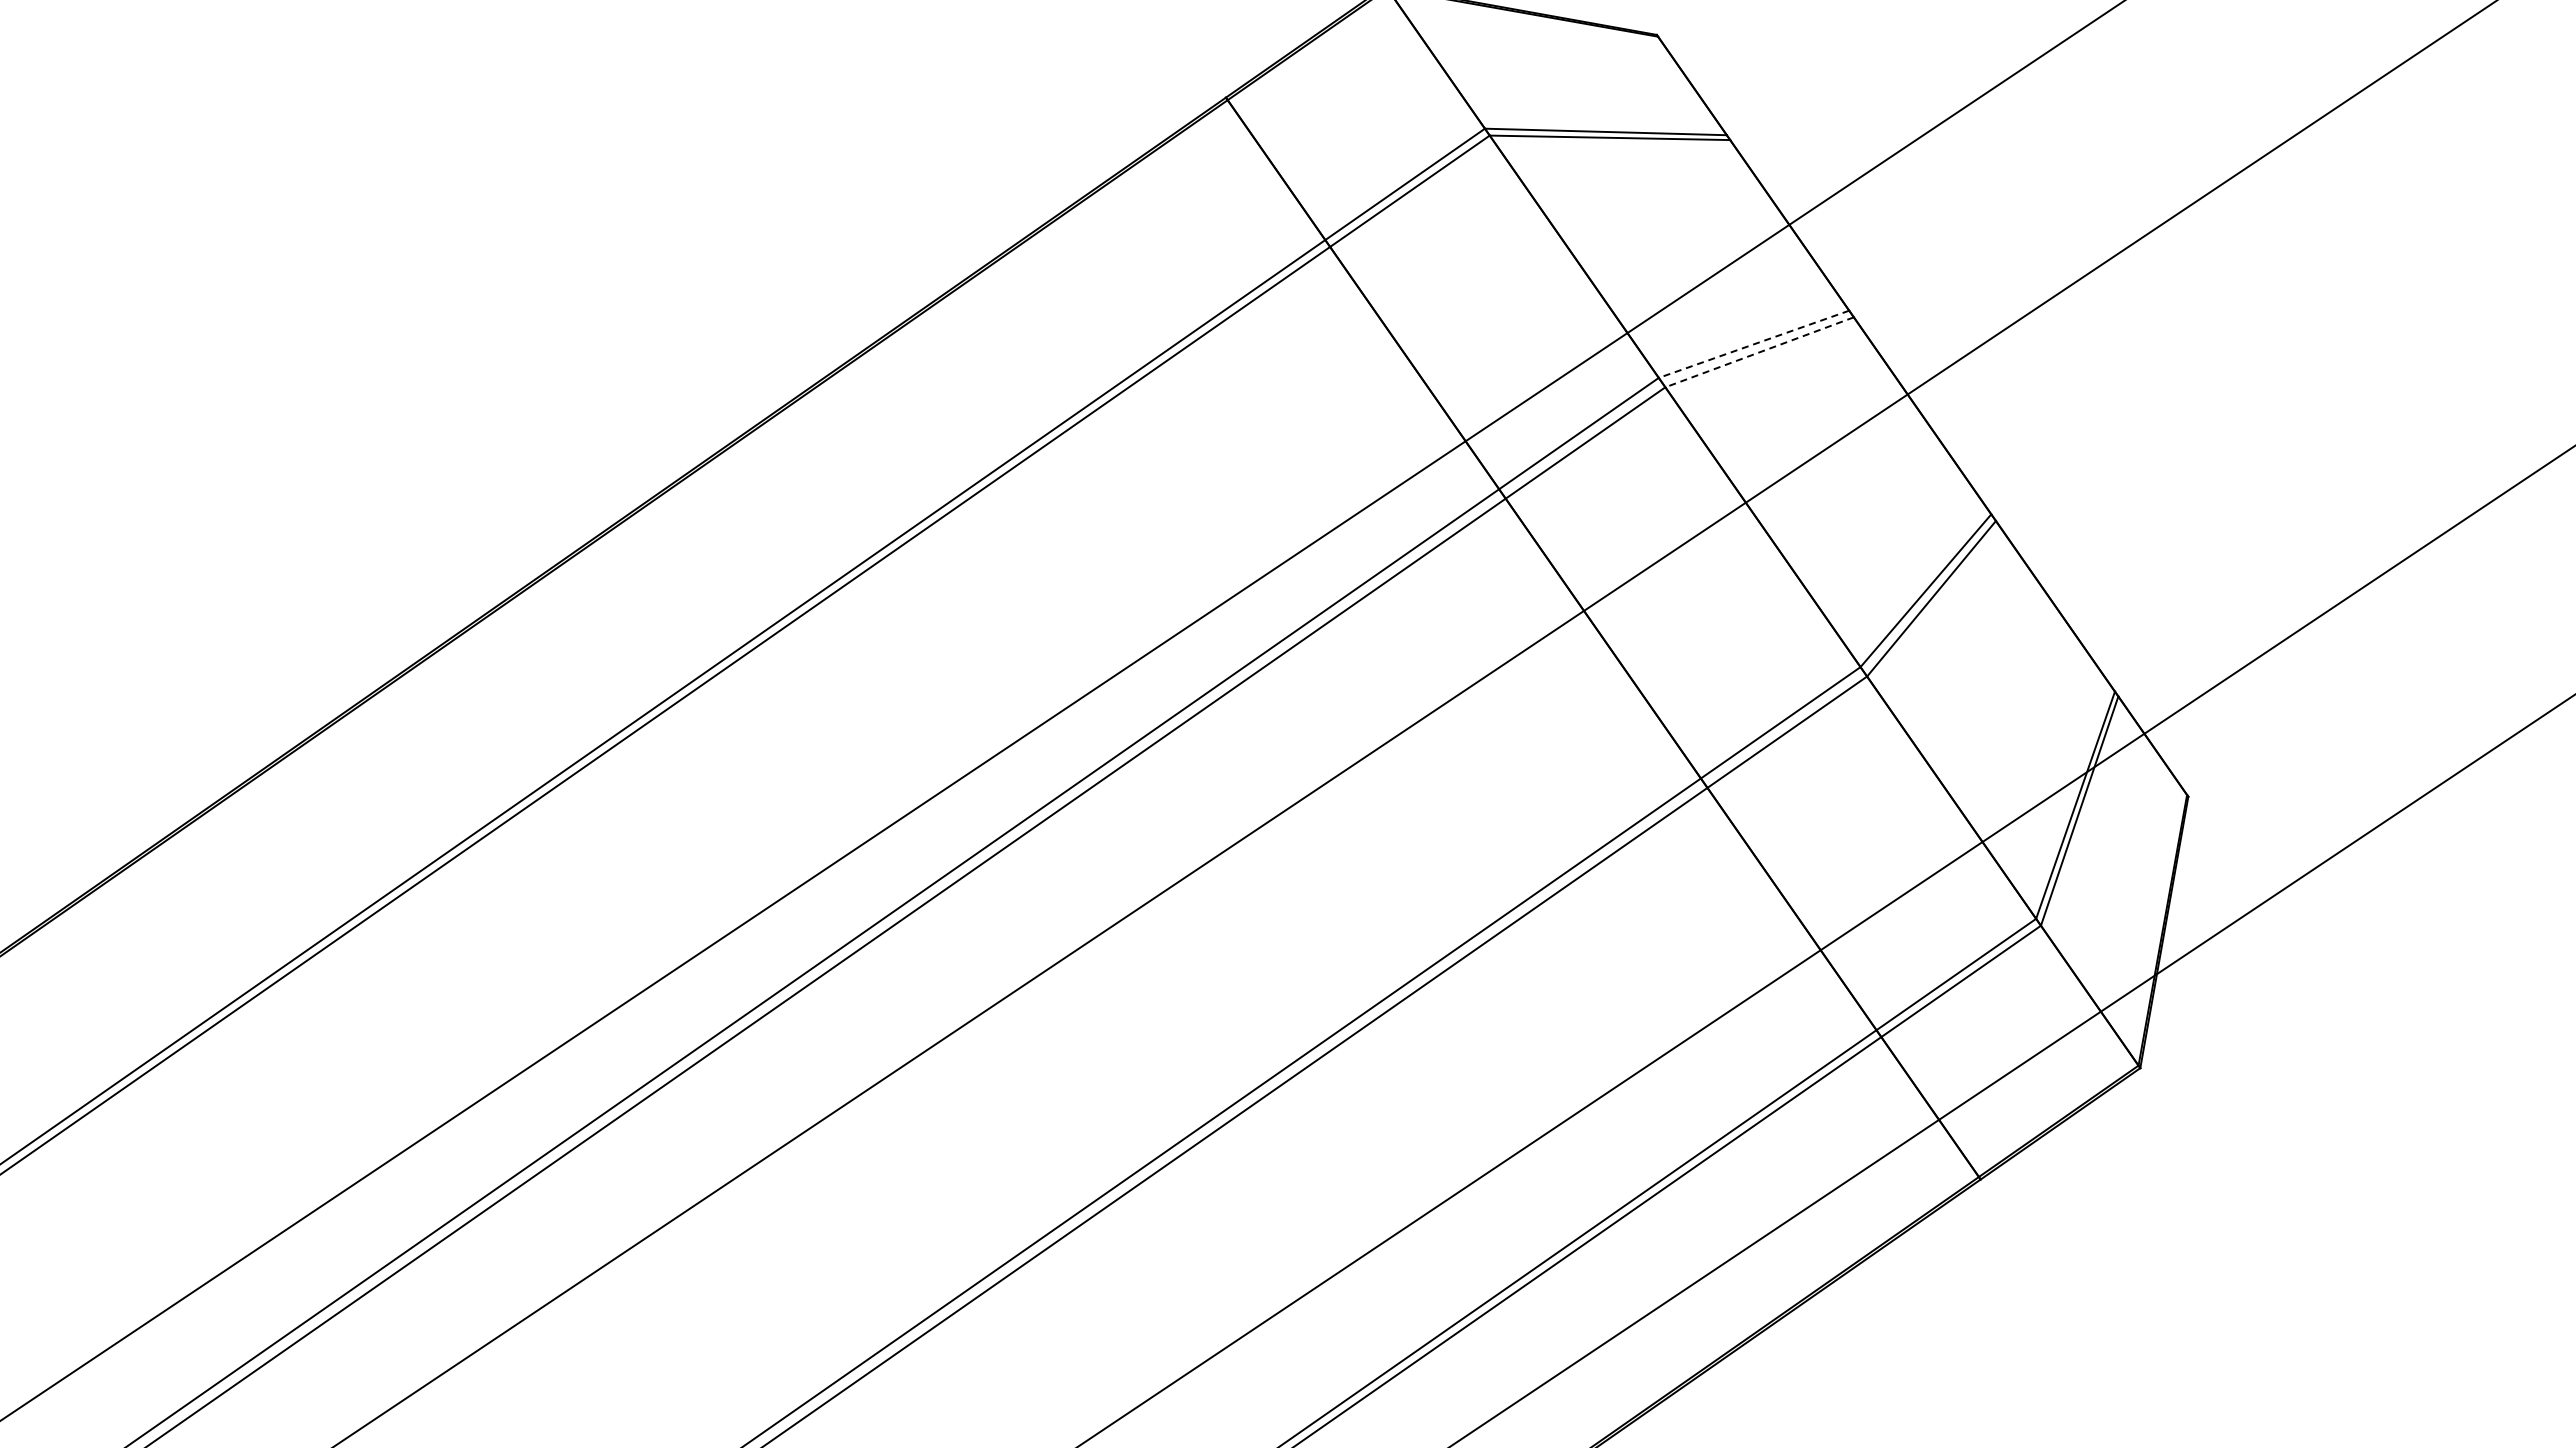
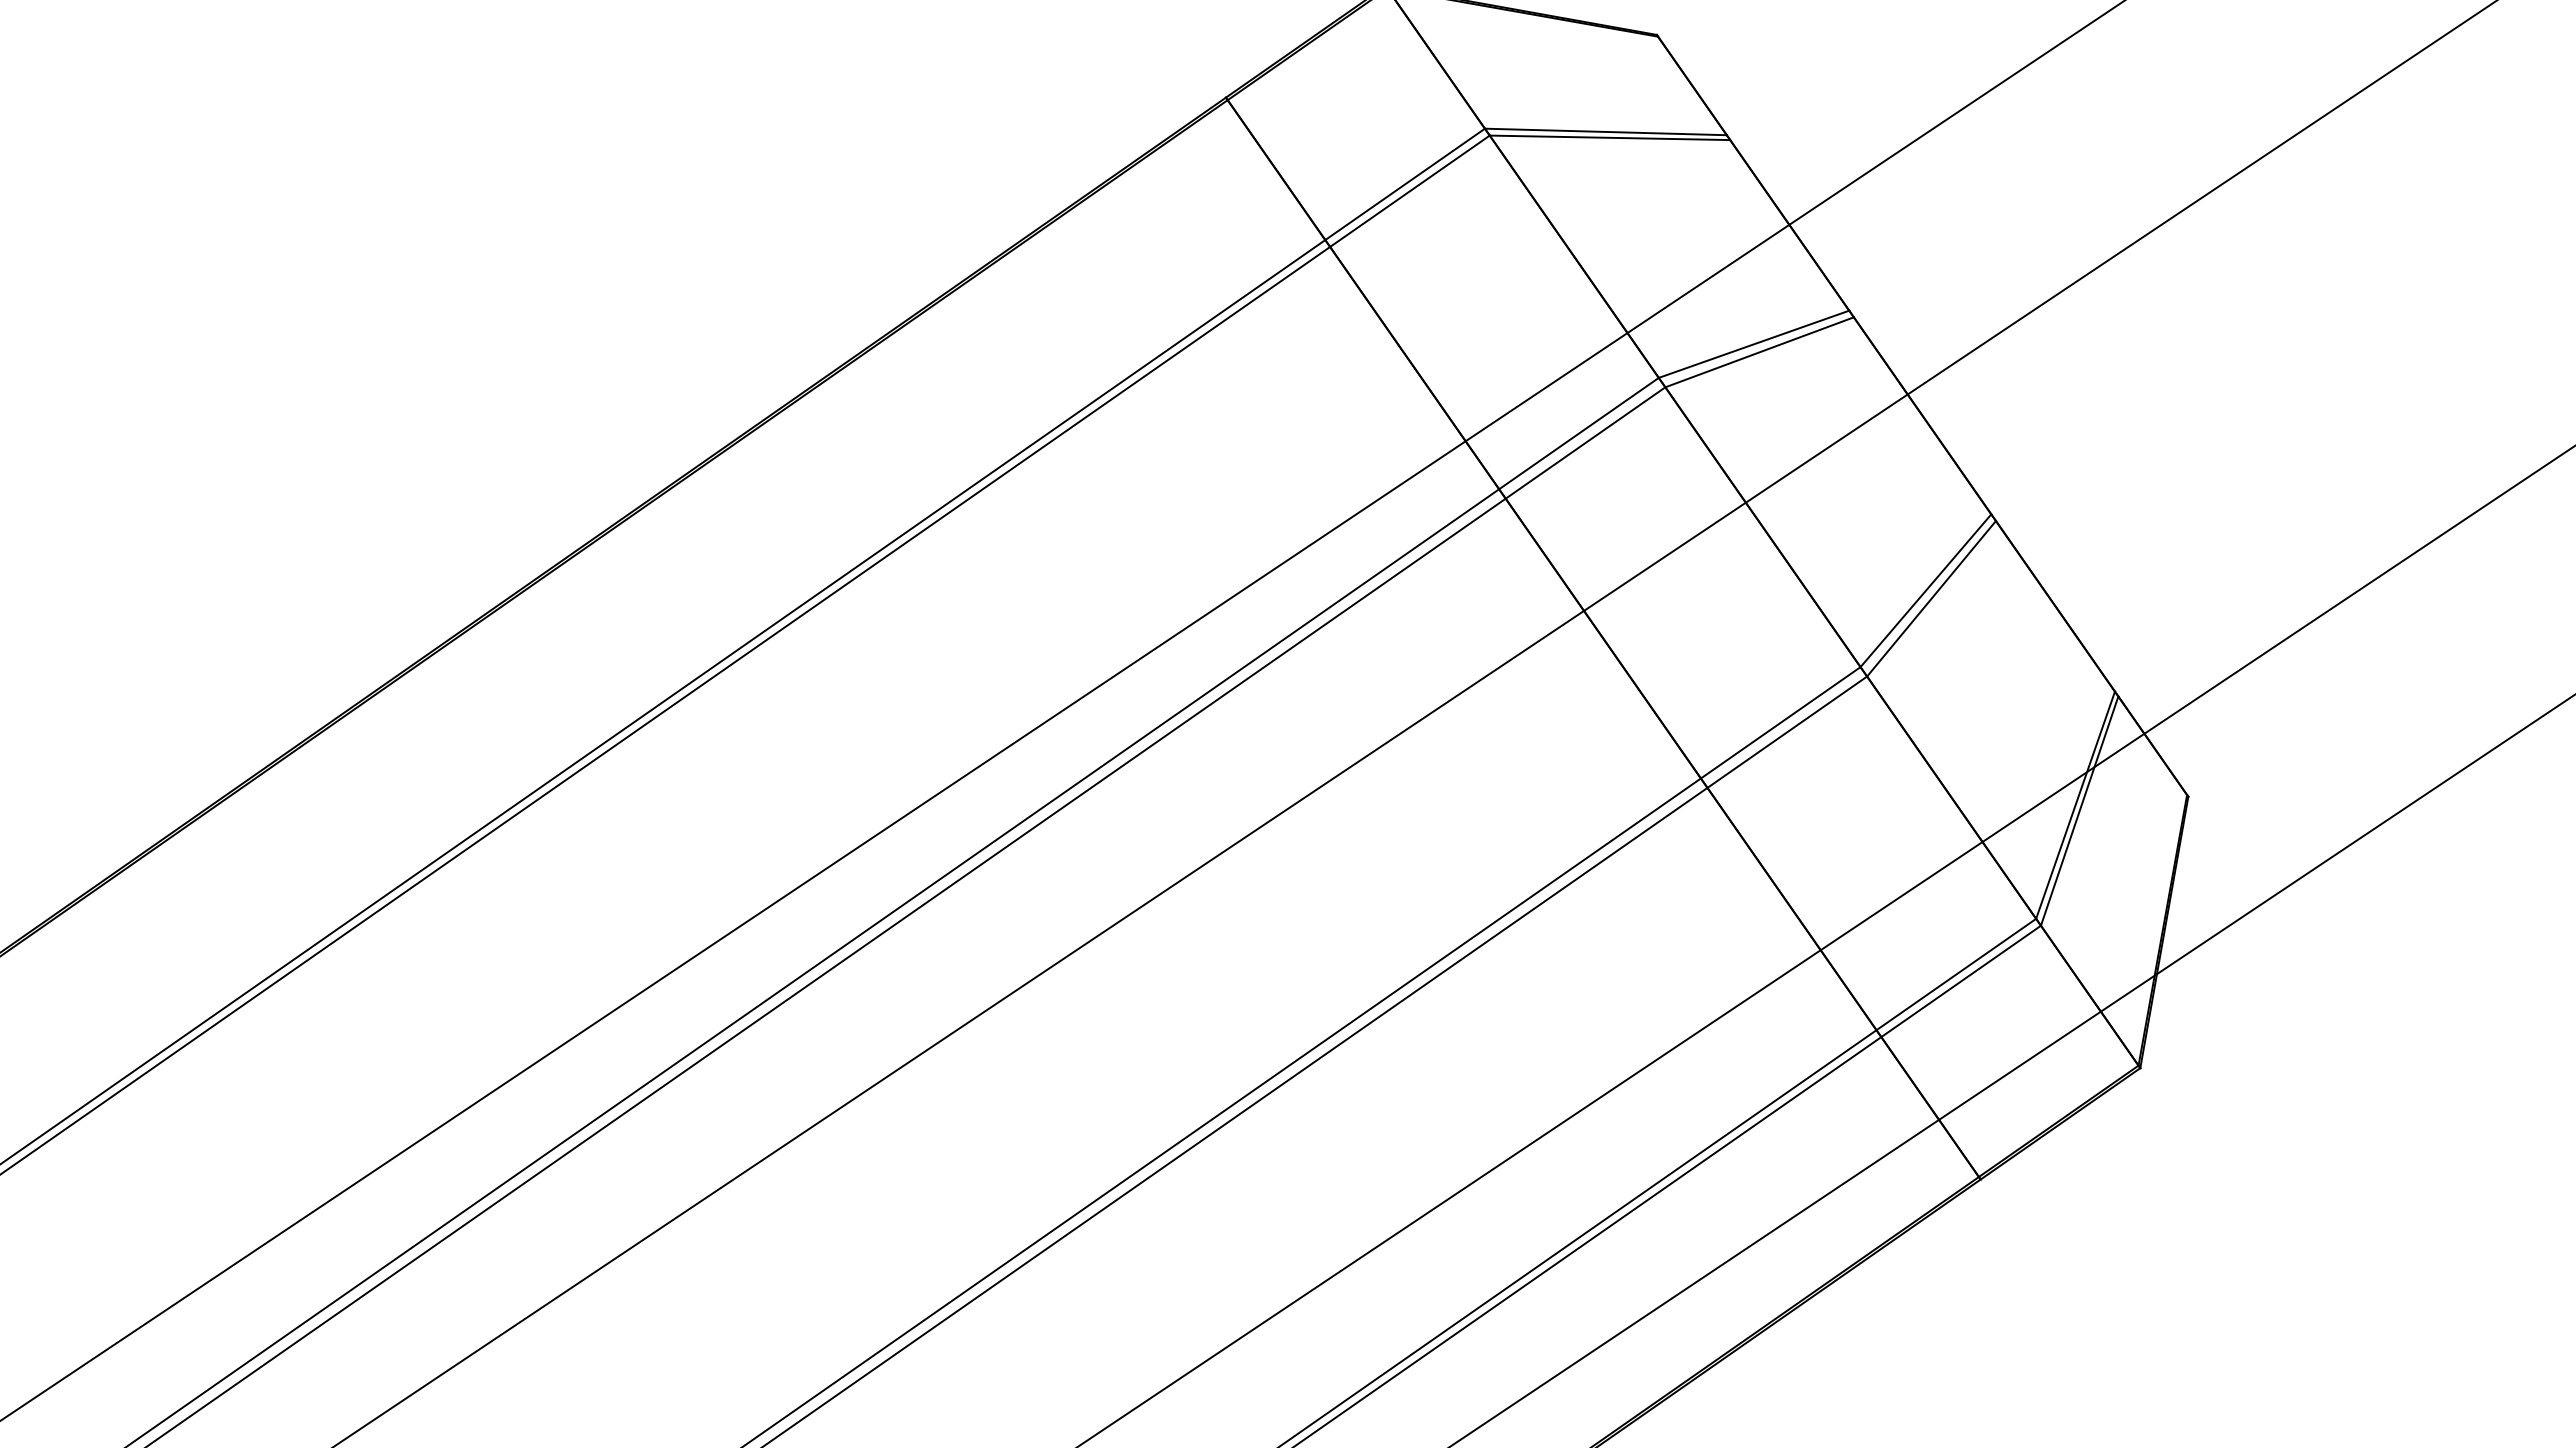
line: dashed -> solid (1754, 344)
line: dashed -> solid (1759, 352)
